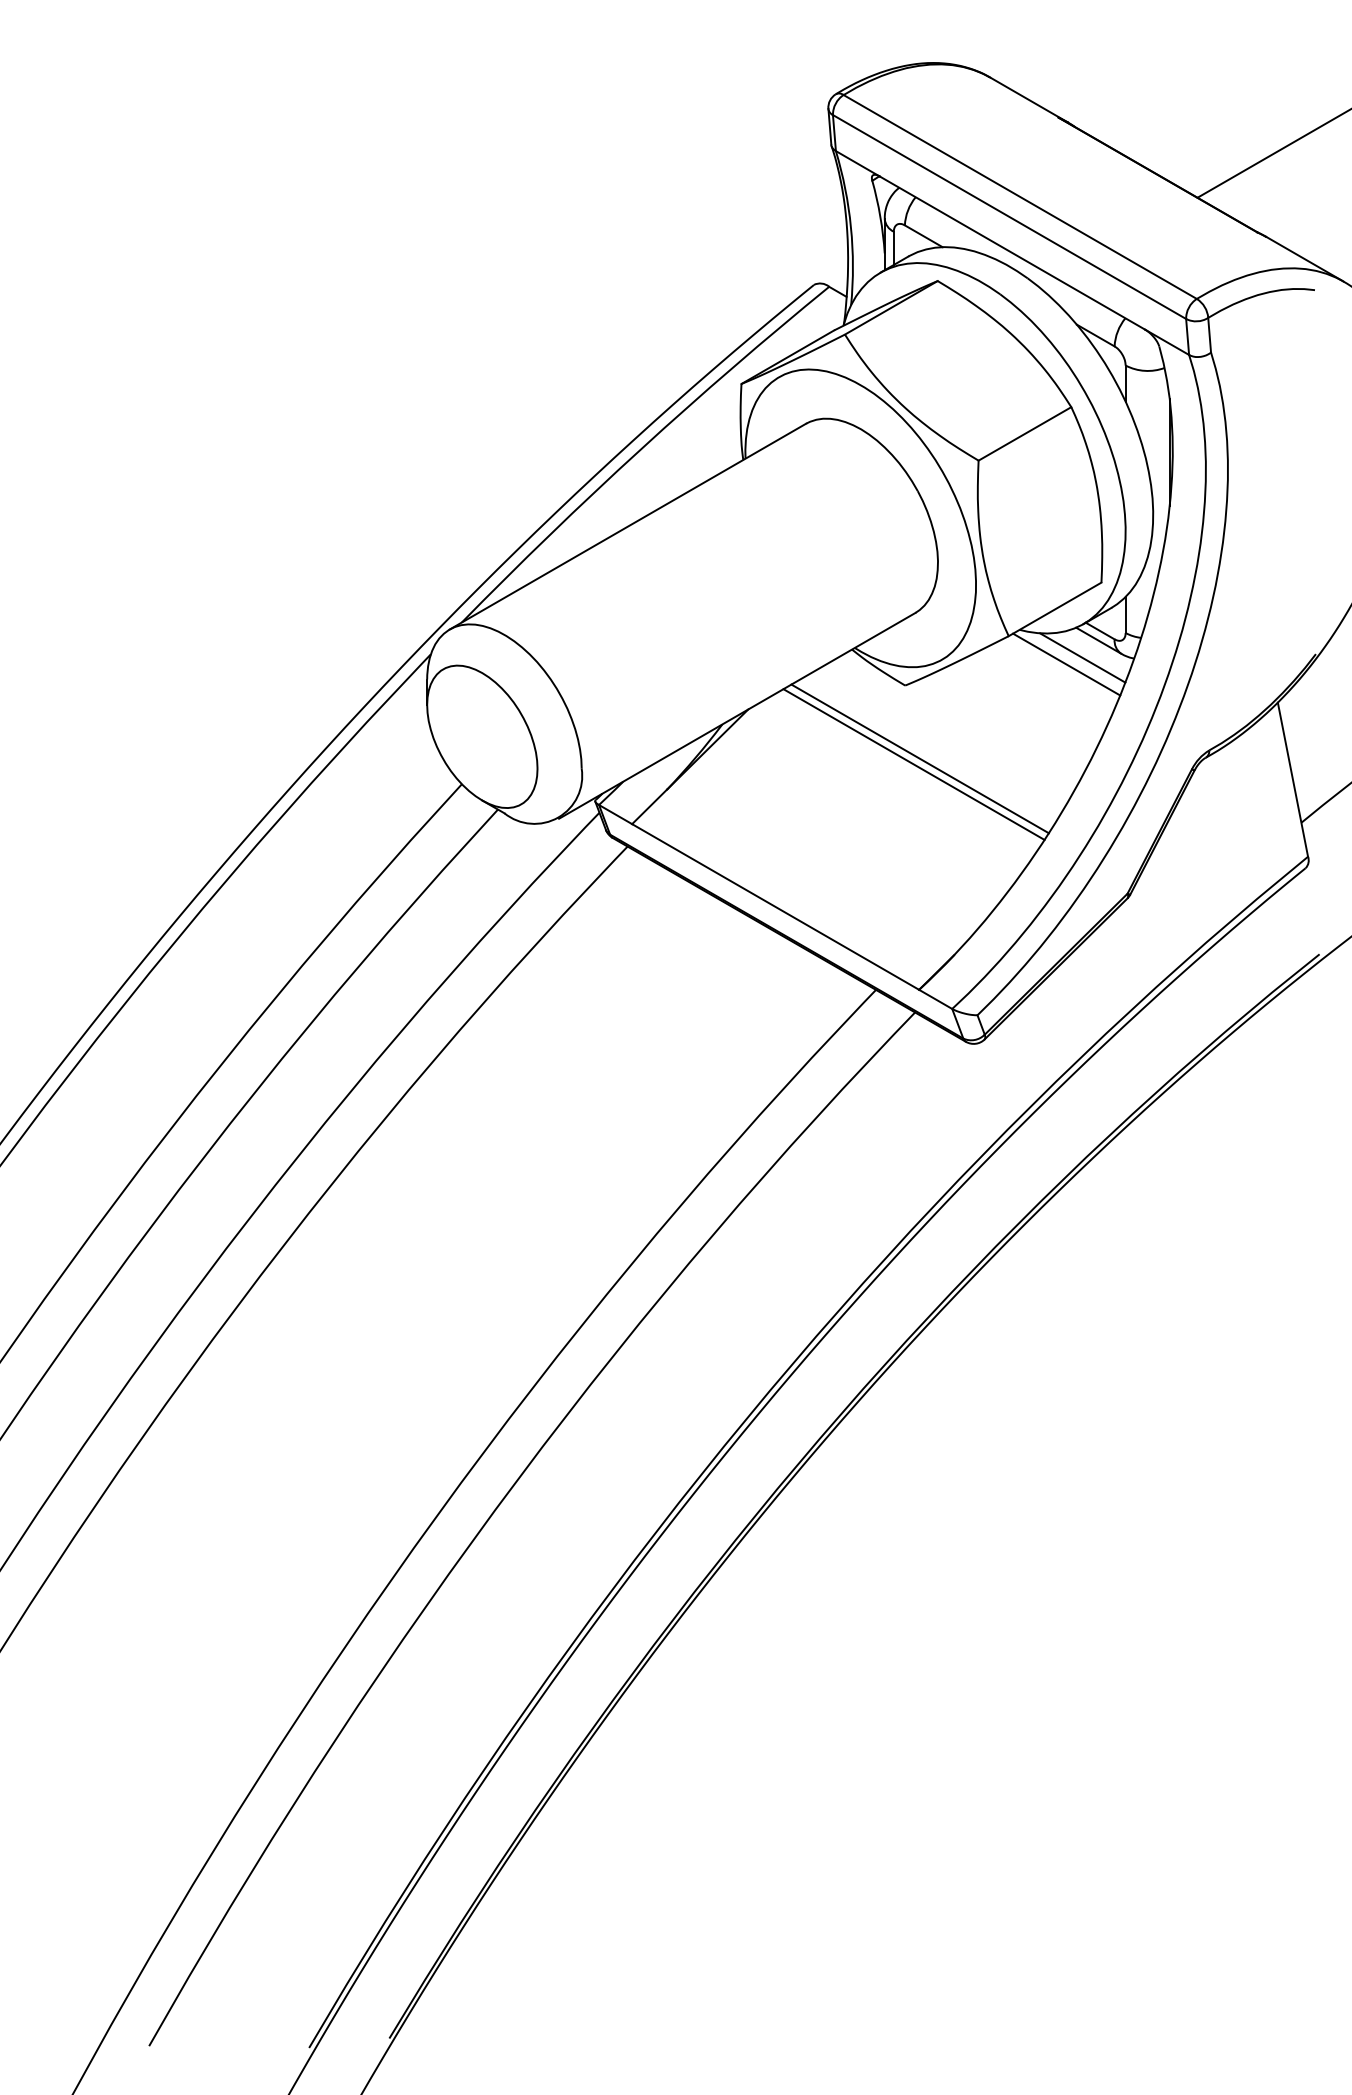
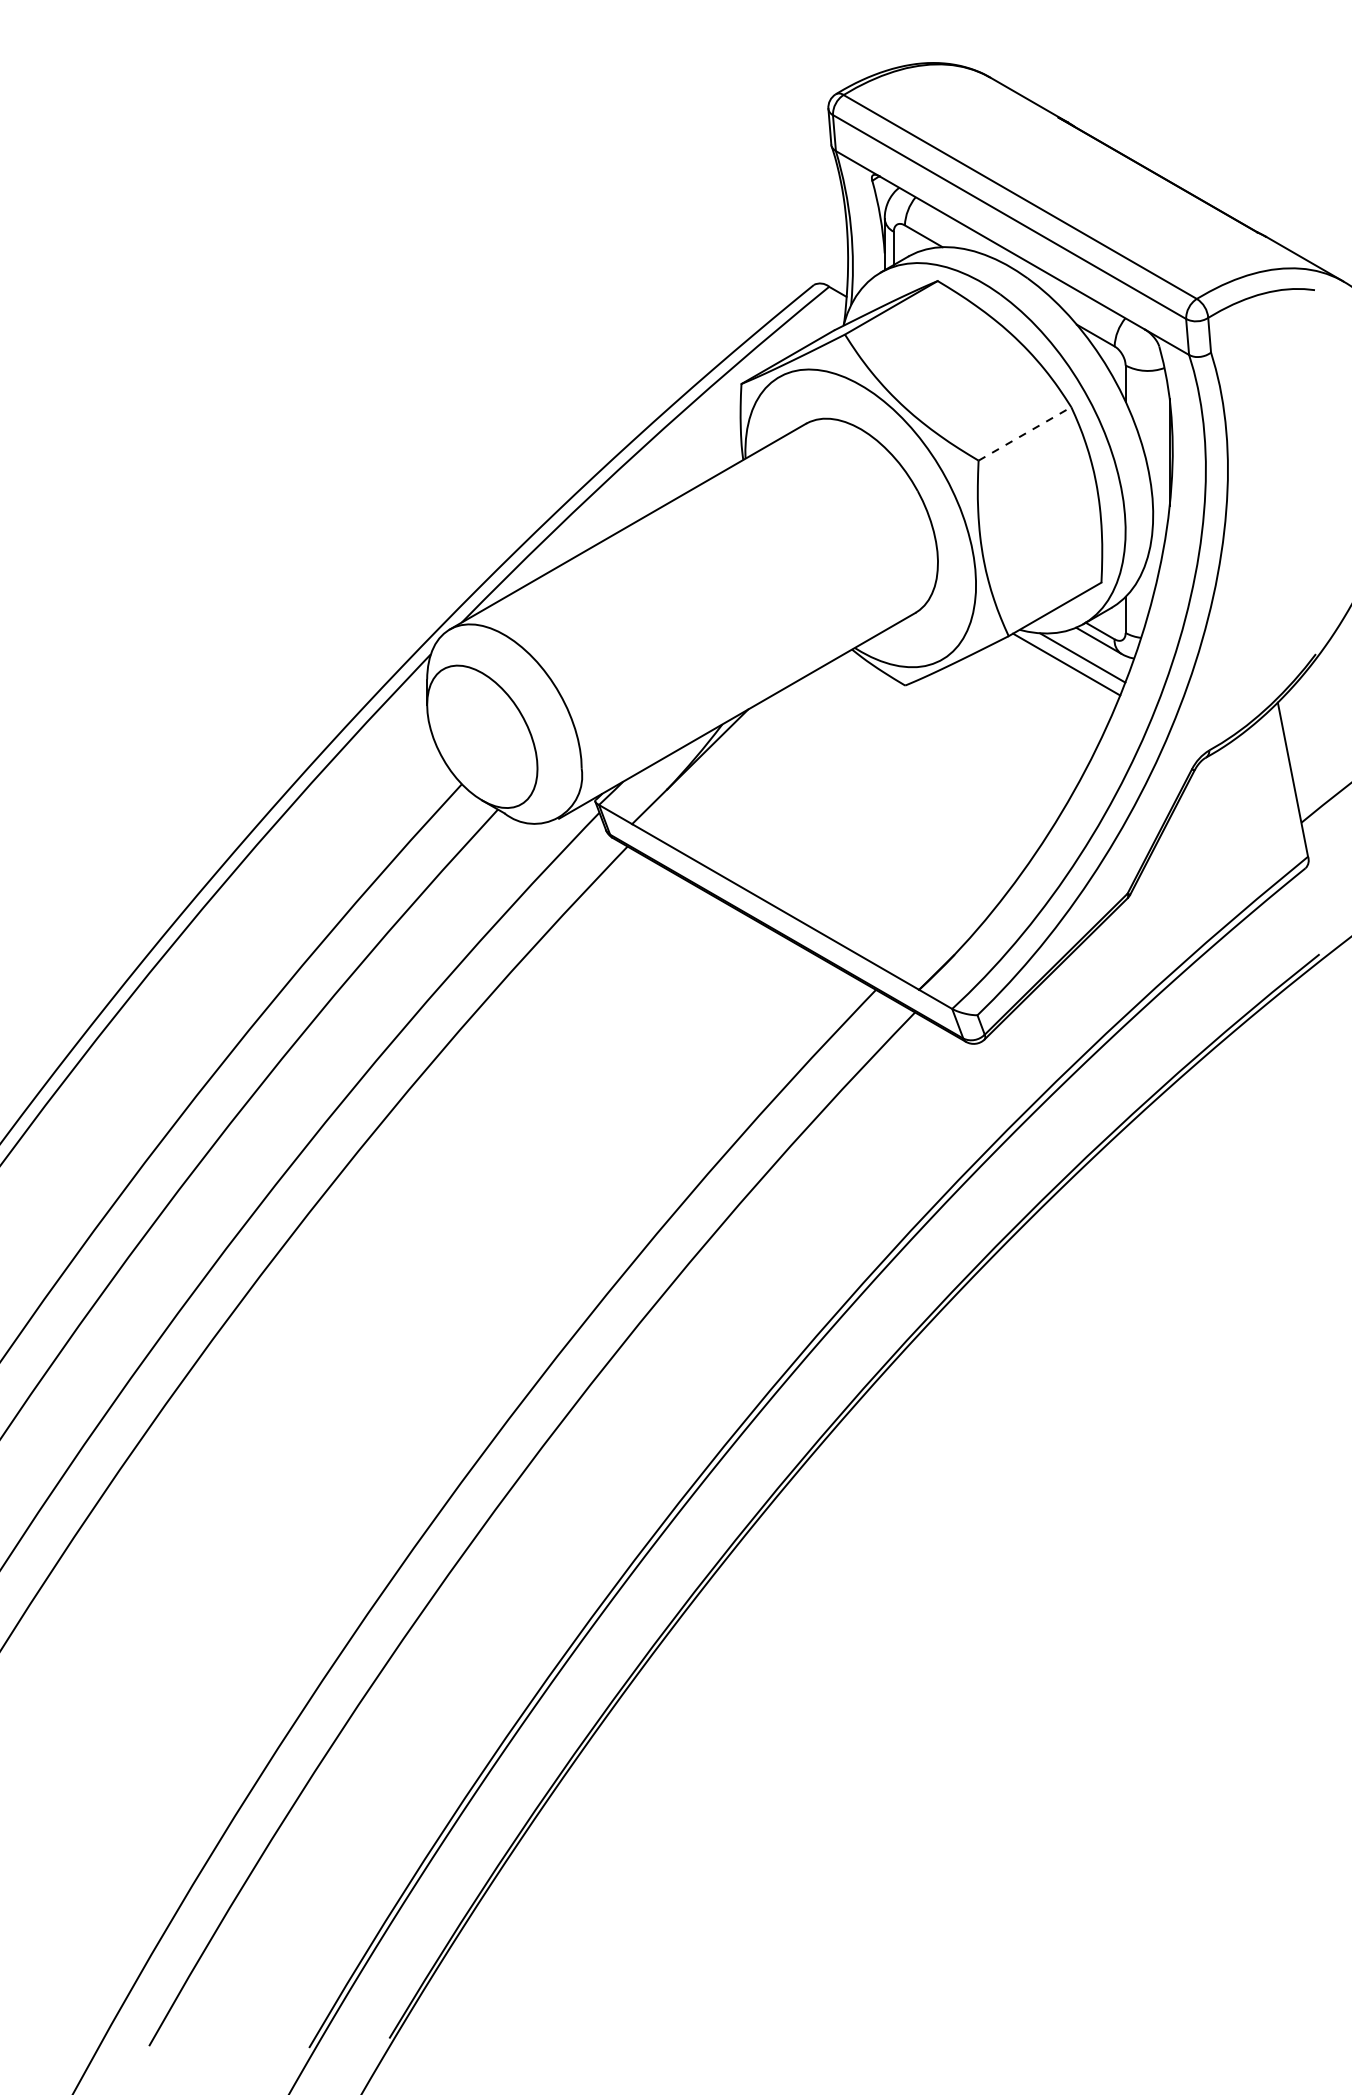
line: present -> none (1272, 153)
line: solid -> dashed (1024, 433)
line: present -> none (919, 758)
line: present -> none (913, 764)
